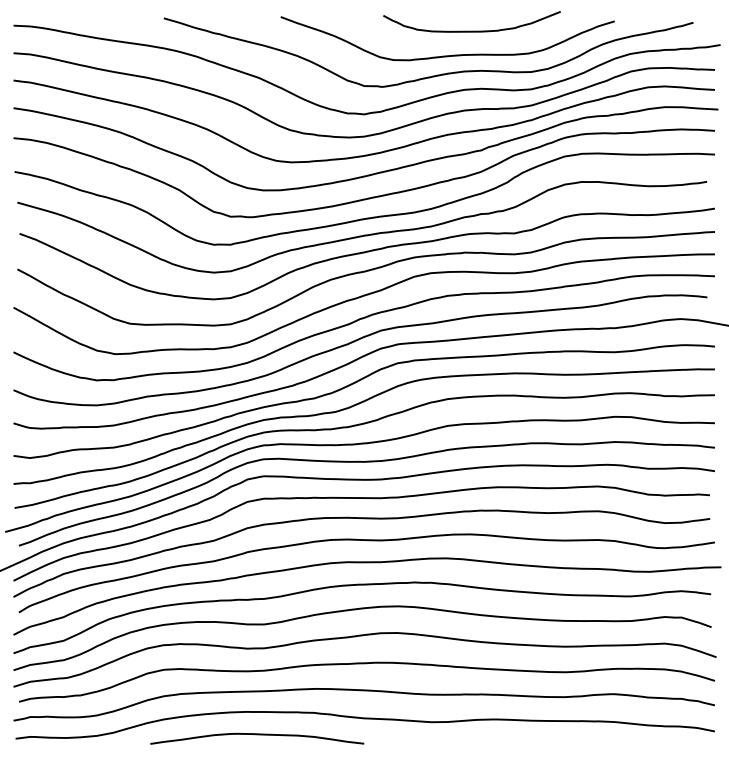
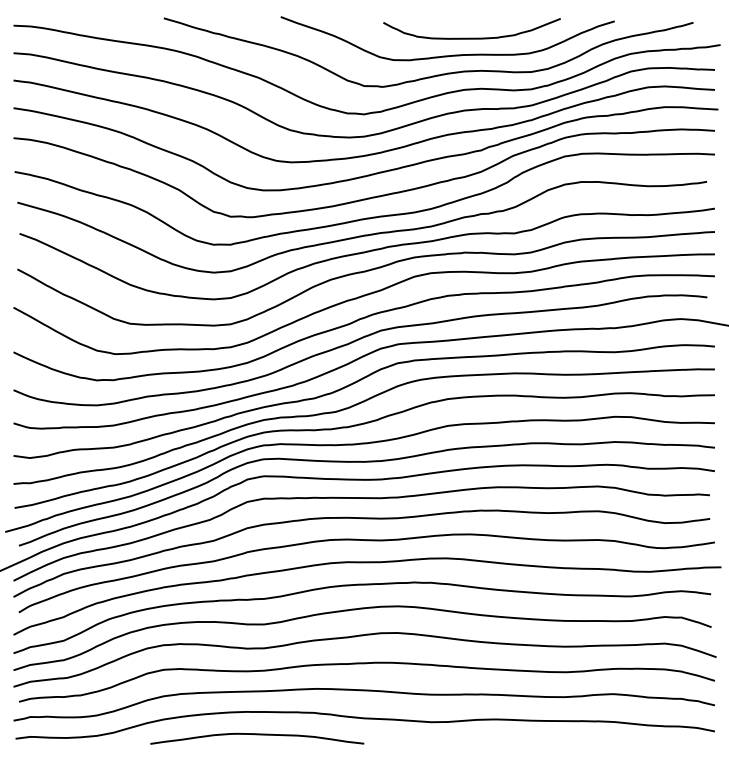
curve position: (471, 30) -> (471, 37) (471, 37)
